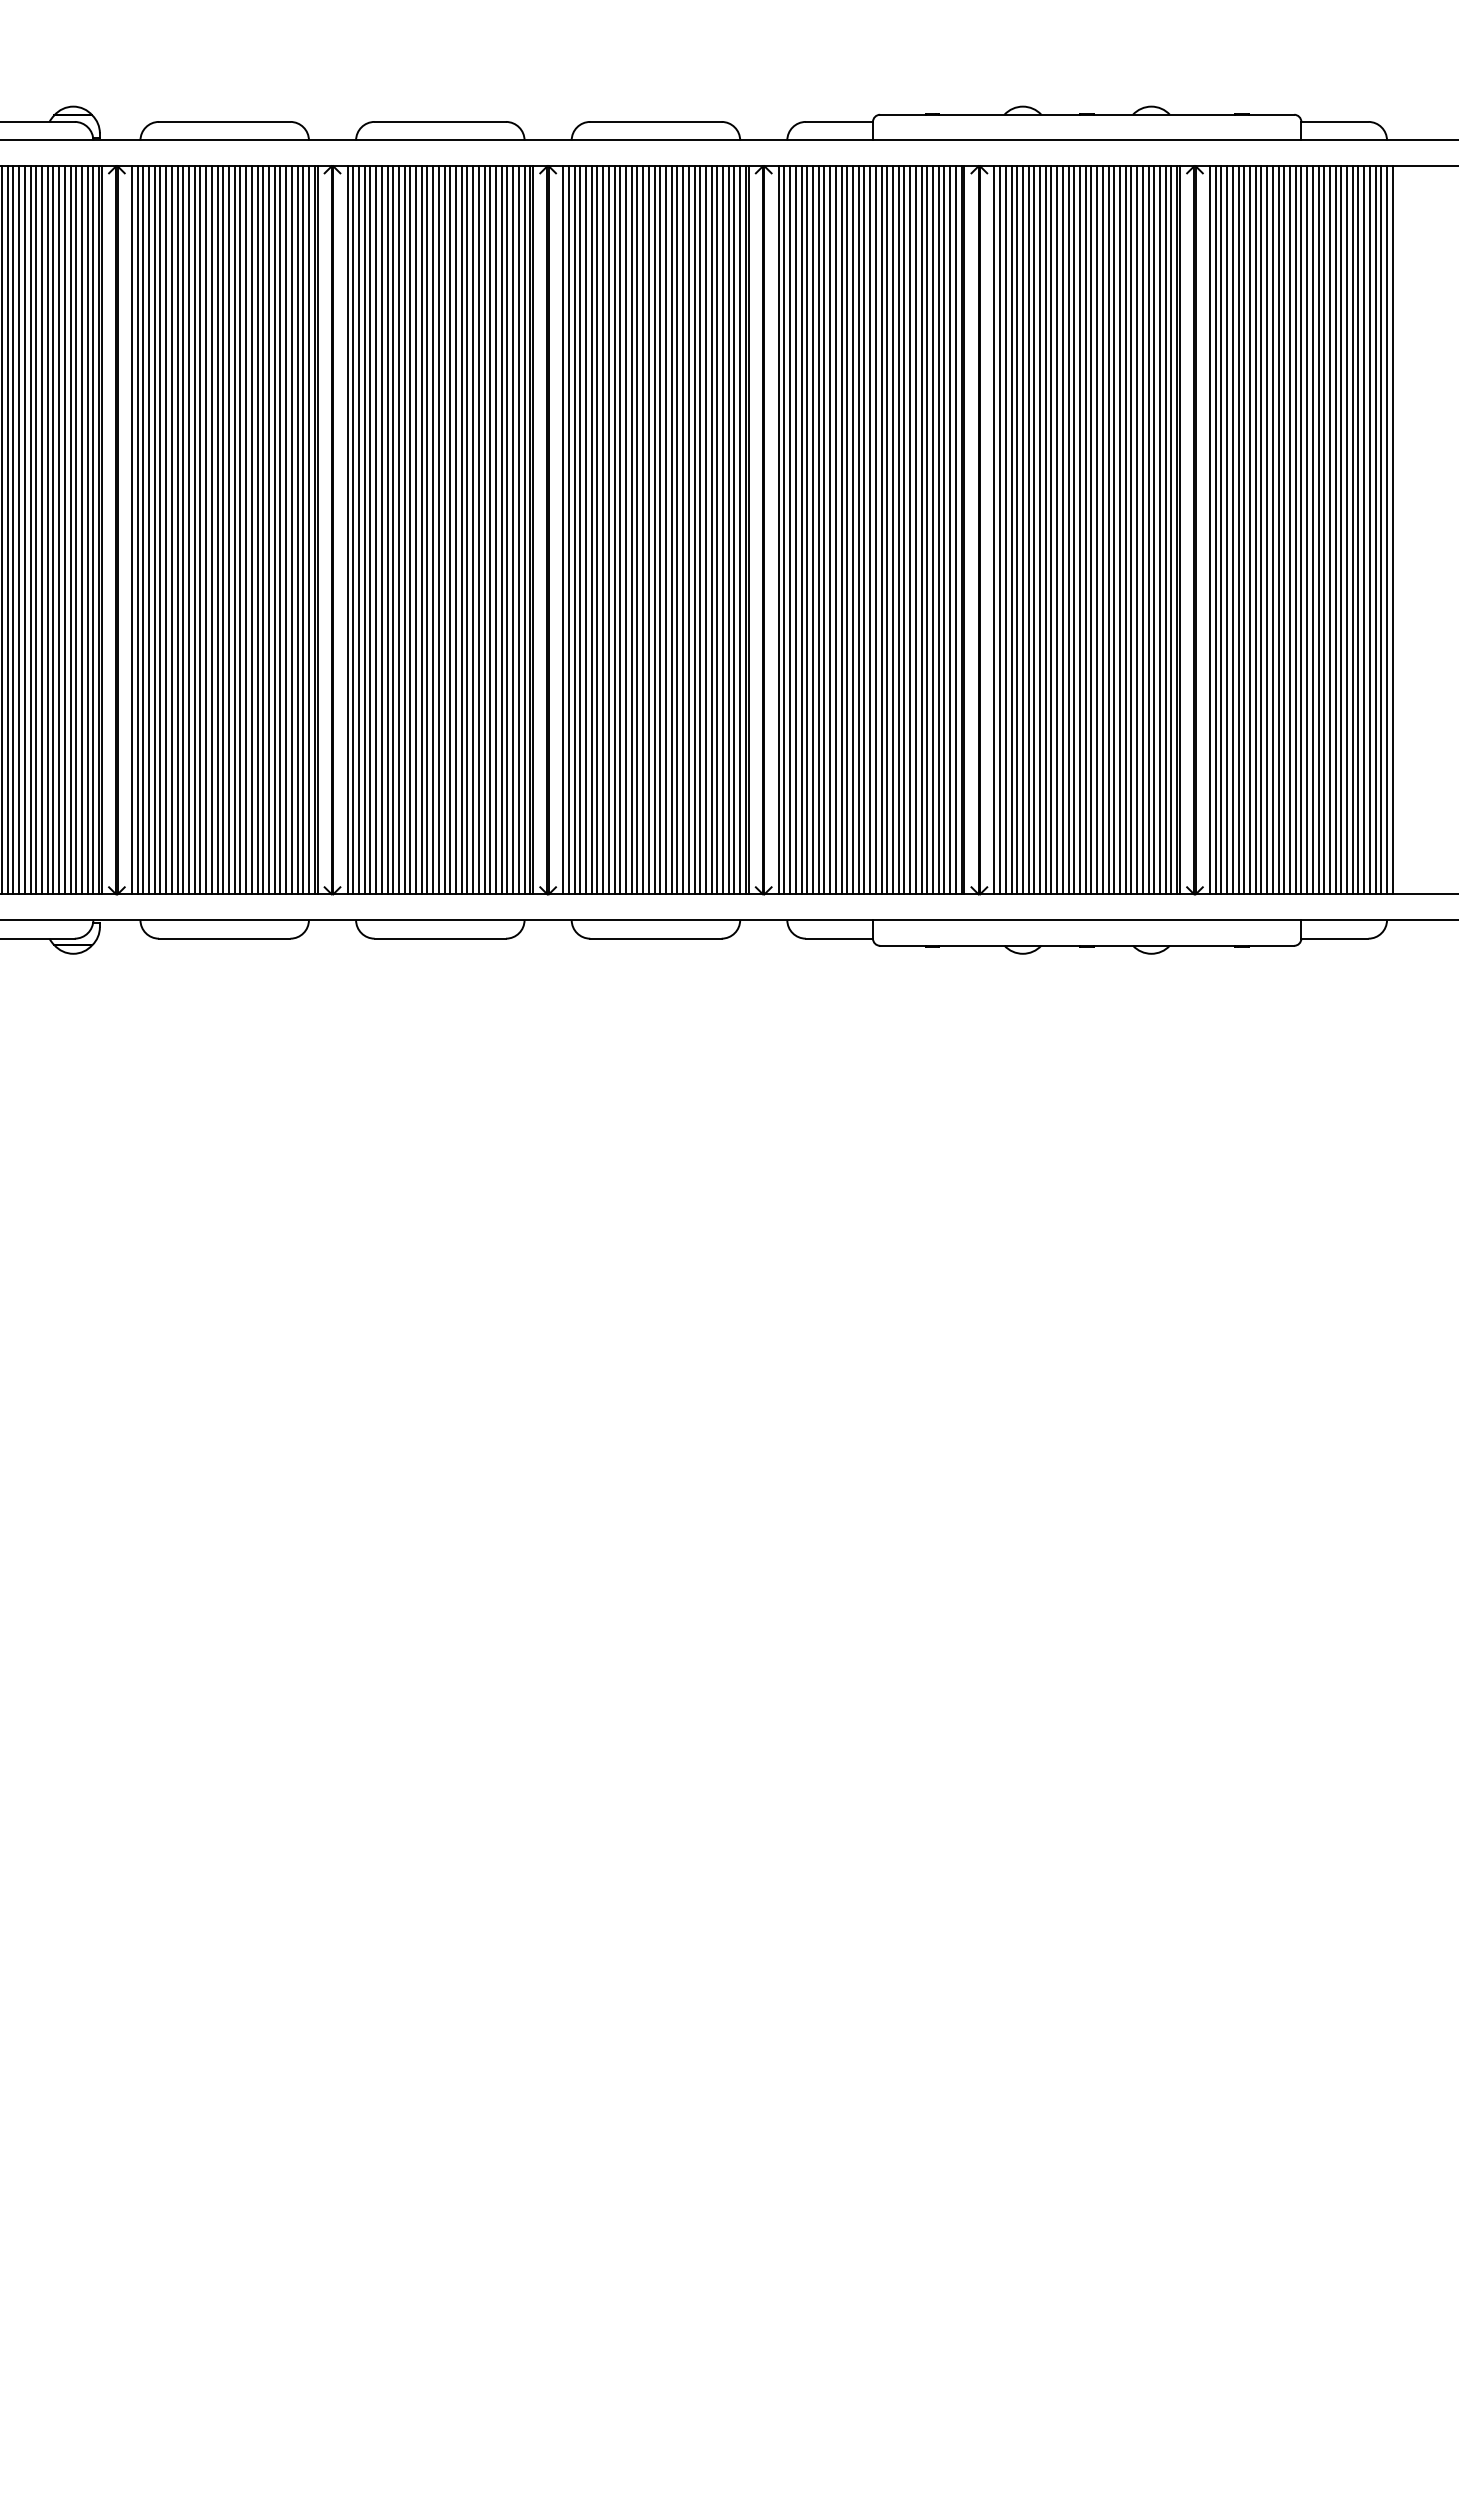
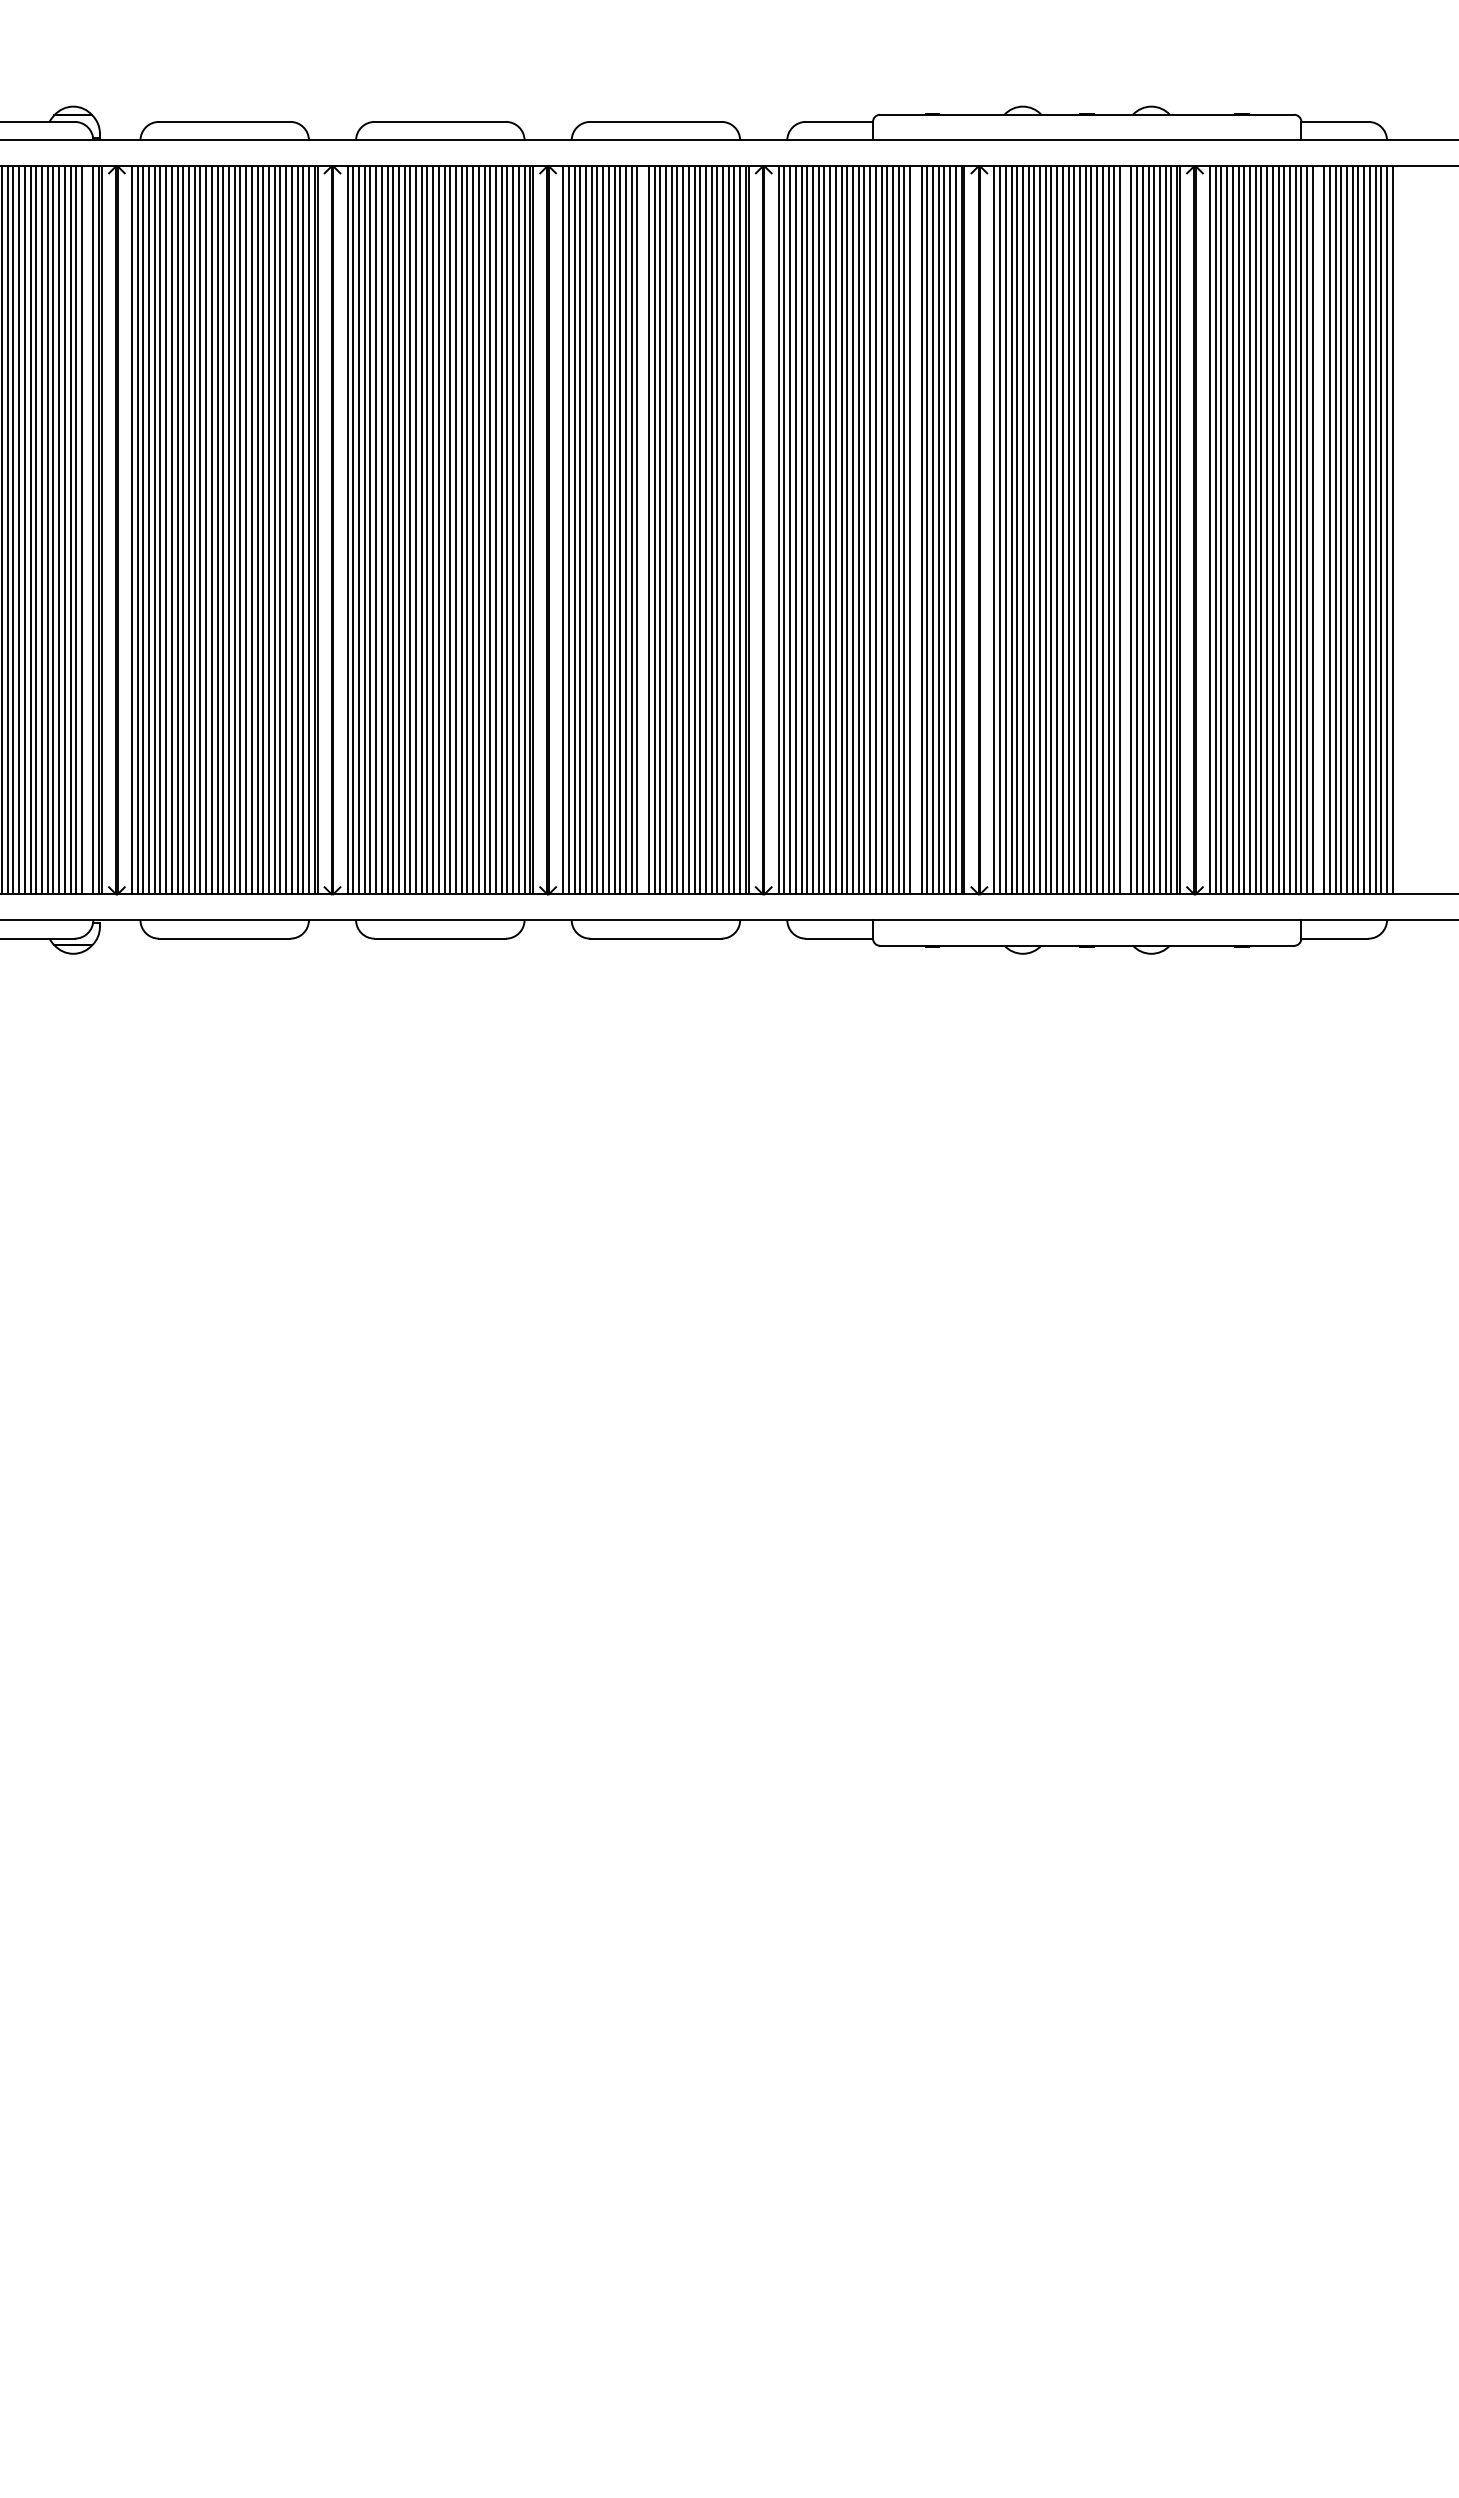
line: present -> none (87, 530)
line: present -> none (643, 530)
line: present -> none (915, 530)
line: present -> none (1125, 530)
line: present -> none (1318, 530)
